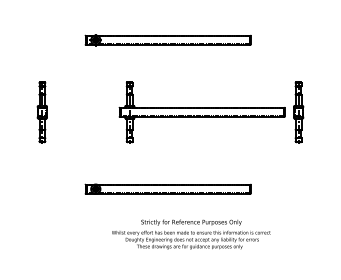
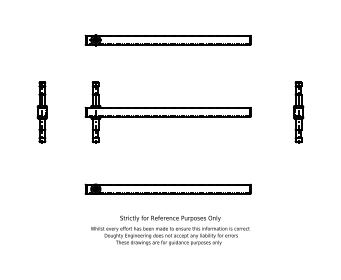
part position: (201, 112) -> (167, 112) (167, 112)
text position: (191, 234) -> (170, 230) (170, 230)
